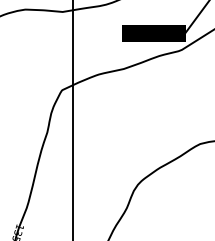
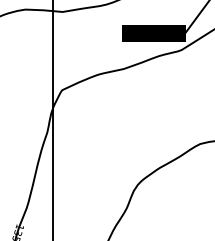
line position: (72, 119) -> (52, 119) (52, 119)
